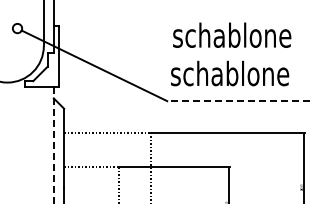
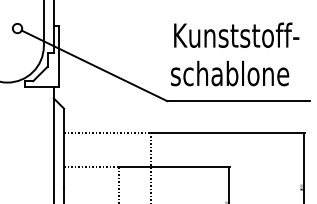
text: schablone -> Kunststoff- (236, 34)
line: dashed -> solid (237, 101)
line: dashed -> solid (53, 145)
